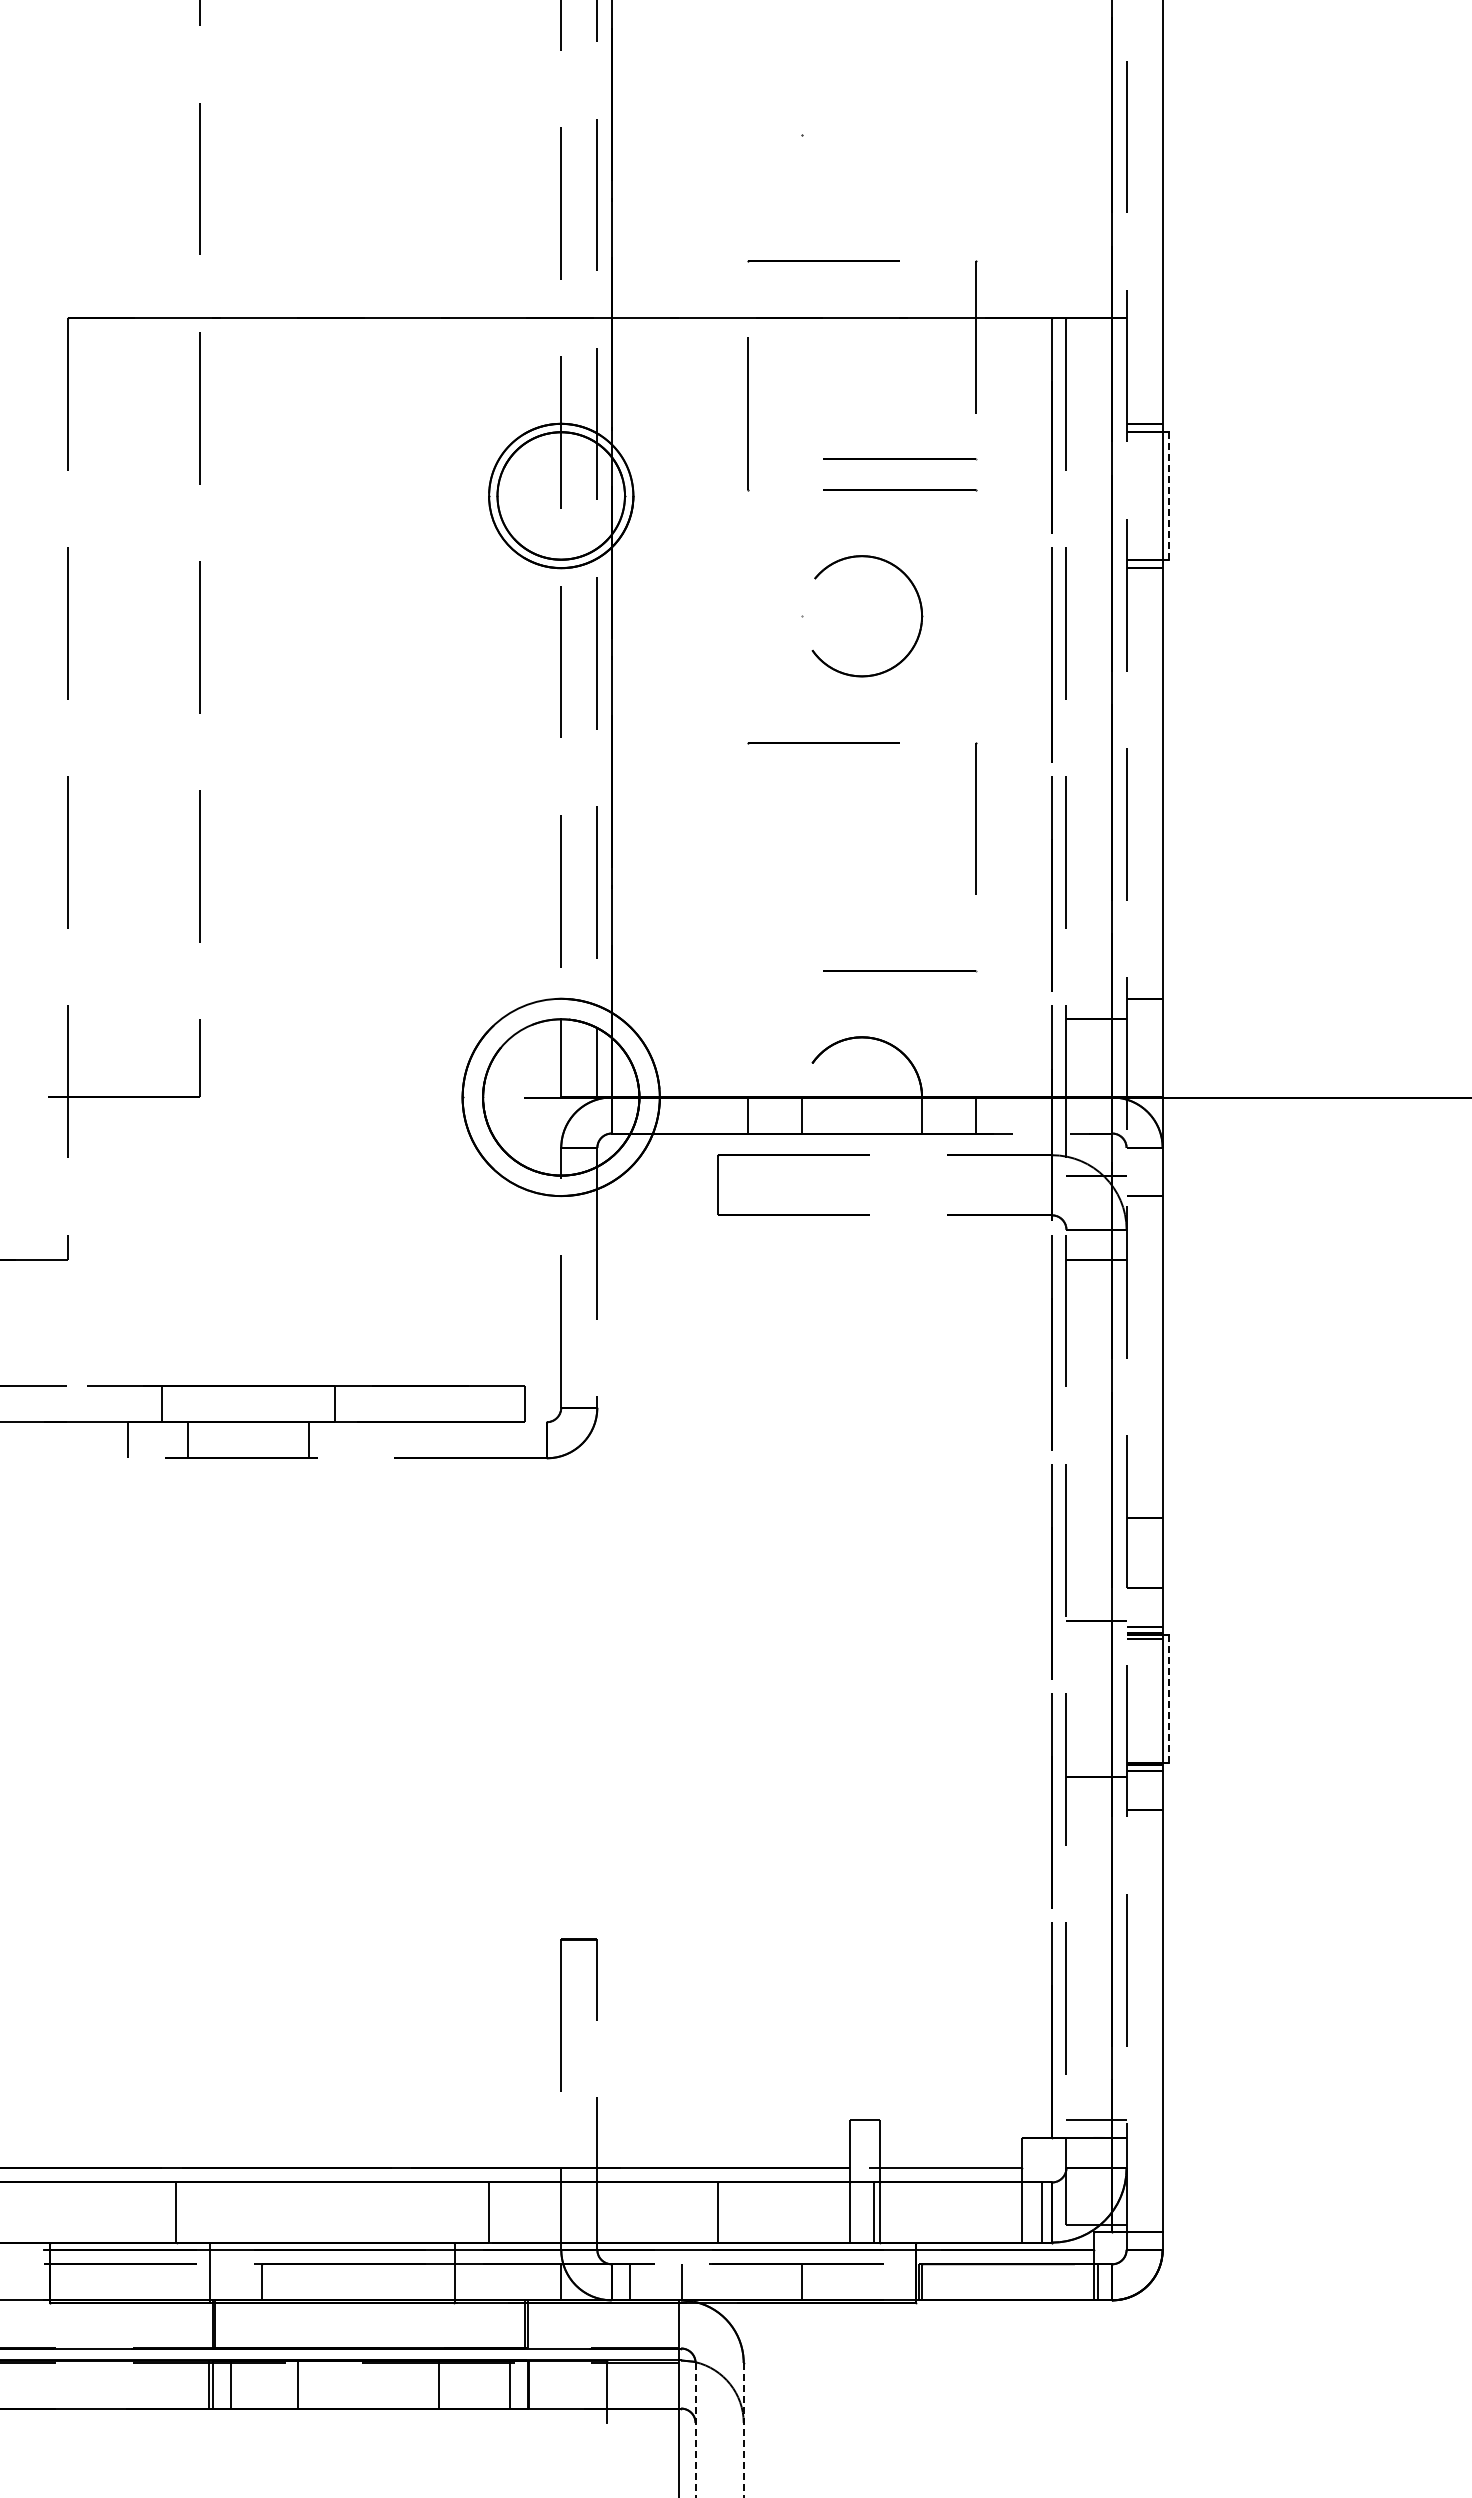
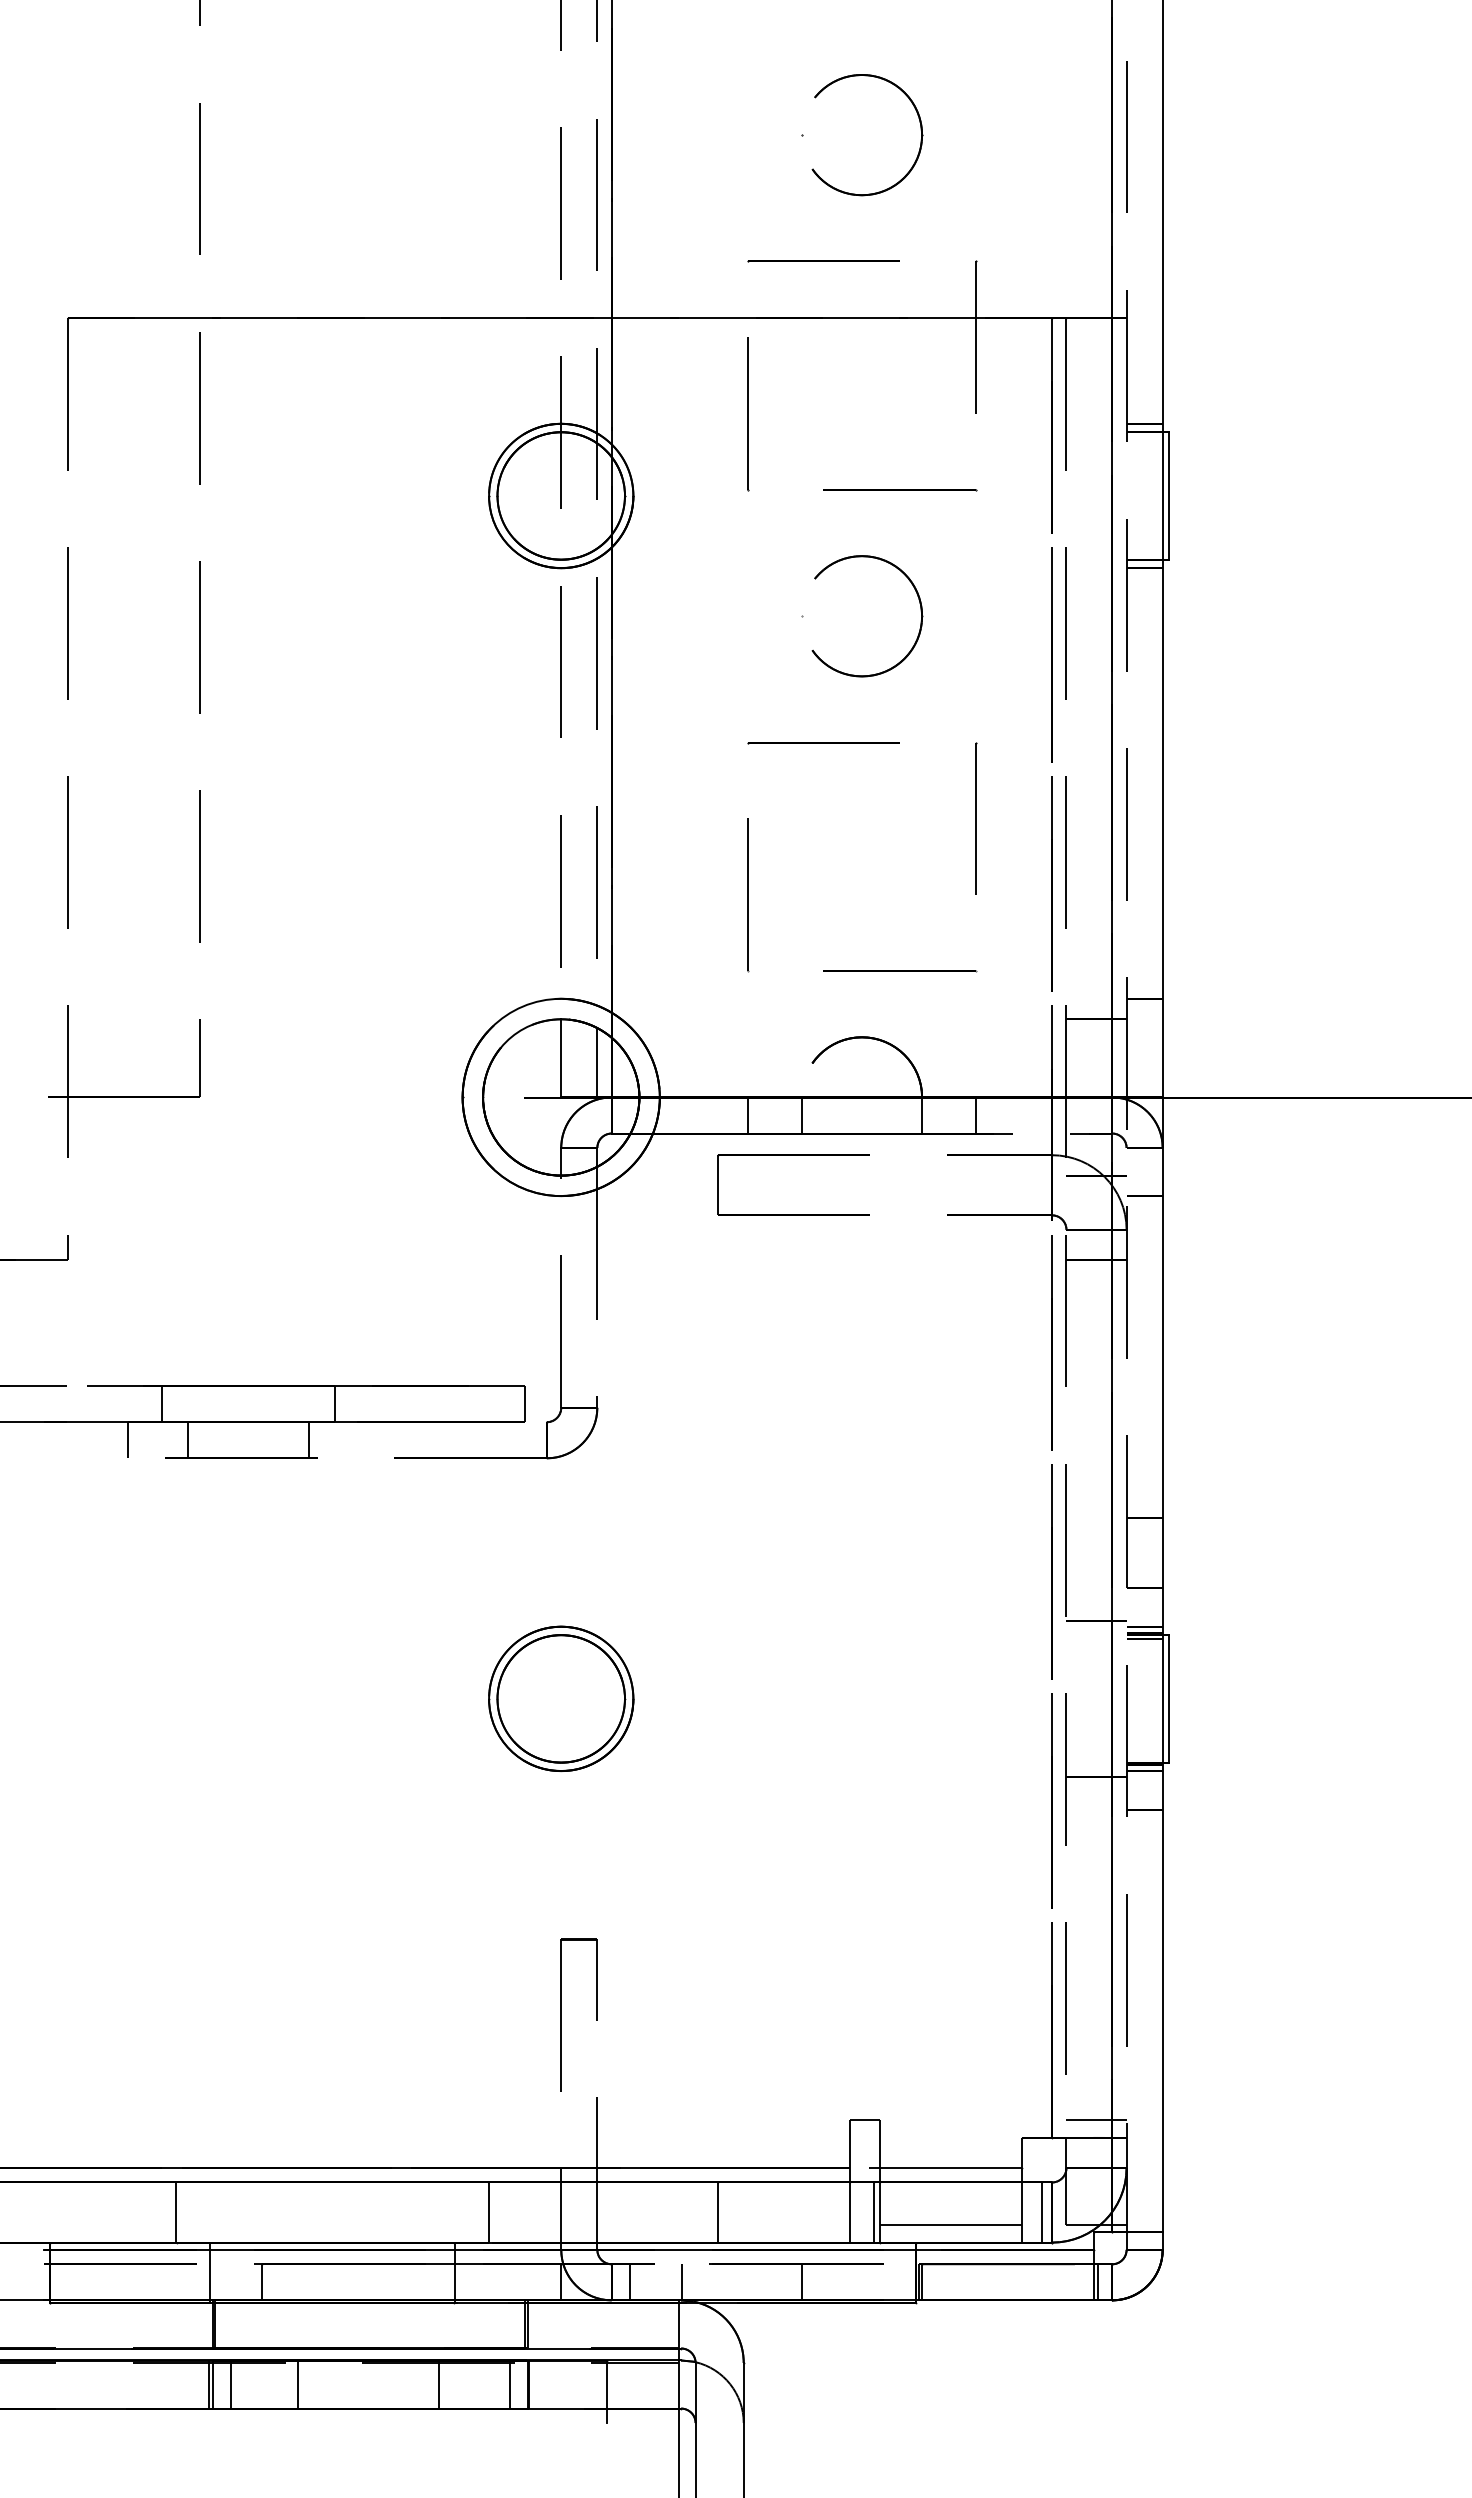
part: none -> present (920, 130)
line: present -> none (900, 459)
line: dashed -> solid (1168, 496)
line: none -> present (748, 895)
part: none -> present (561, 1698)
line: dashed -> solid (1168, 1698)
line: none -> present (950, 2224)
line: dashed -> solid (695, 2430)
line: dashed -> solid (743, 2430)
